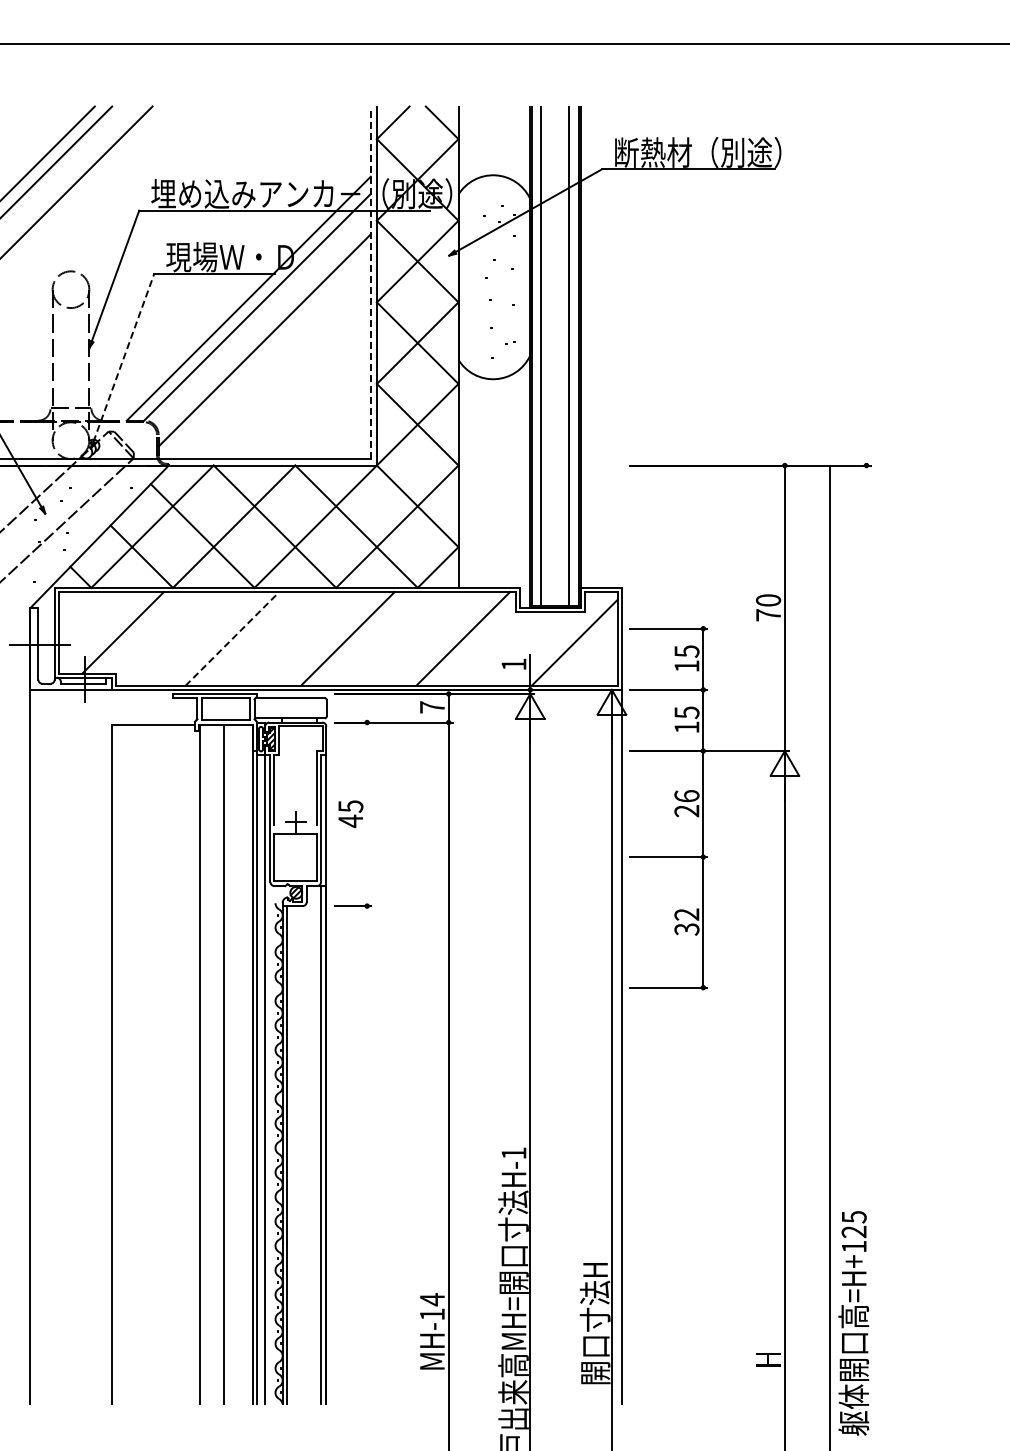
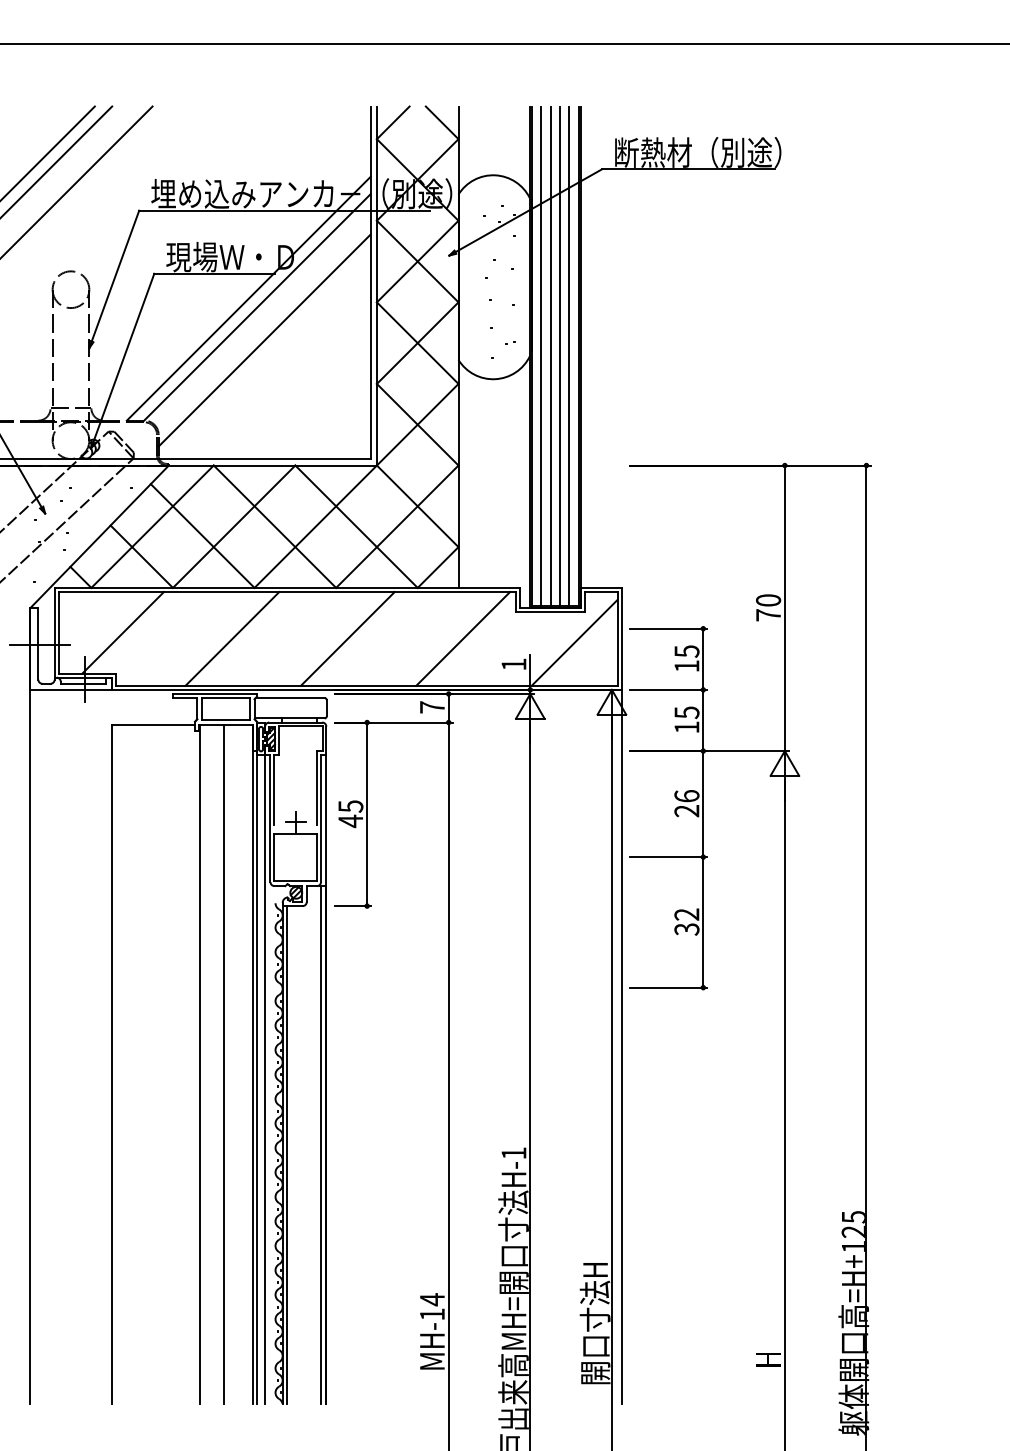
line: dashed -> solid (370, 282)
line: none -> present (550, 356)
line: none -> present (560, 356)
line: dashed -> solid (124, 357)
line: dashed -> solid (232, 638)
line: none -> present (367, 814)
line position: (830, 956) -> (866, 956) (866, 956)
